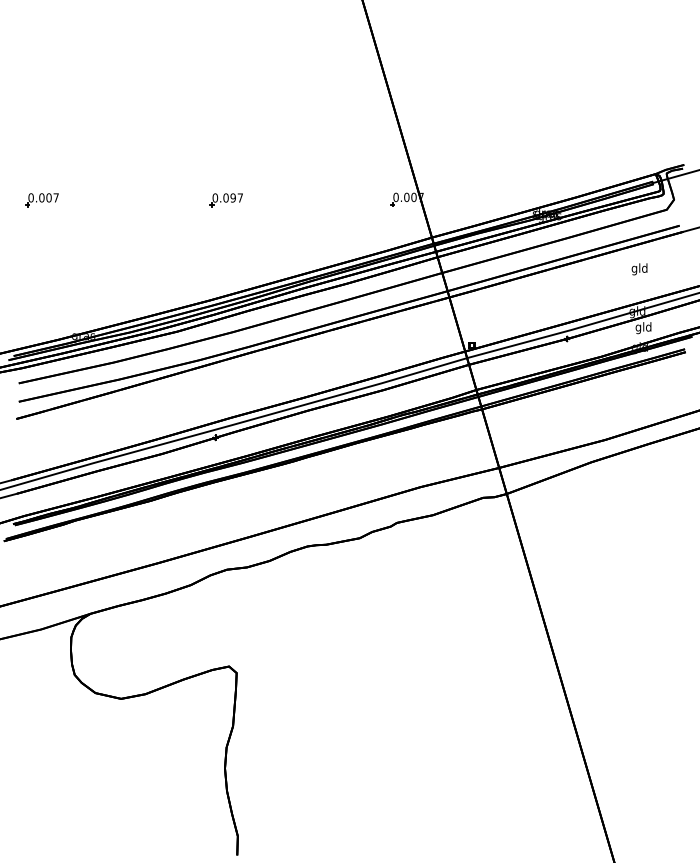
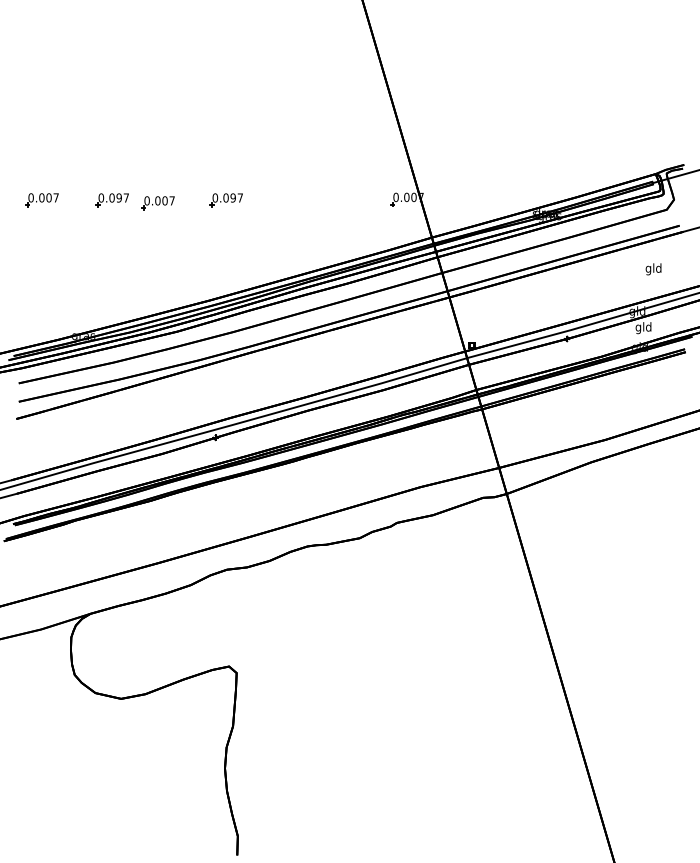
part: none -> present (111, 200)
part: none -> present (157, 203)
text position: (639, 269) -> (653, 269) (653, 269)
